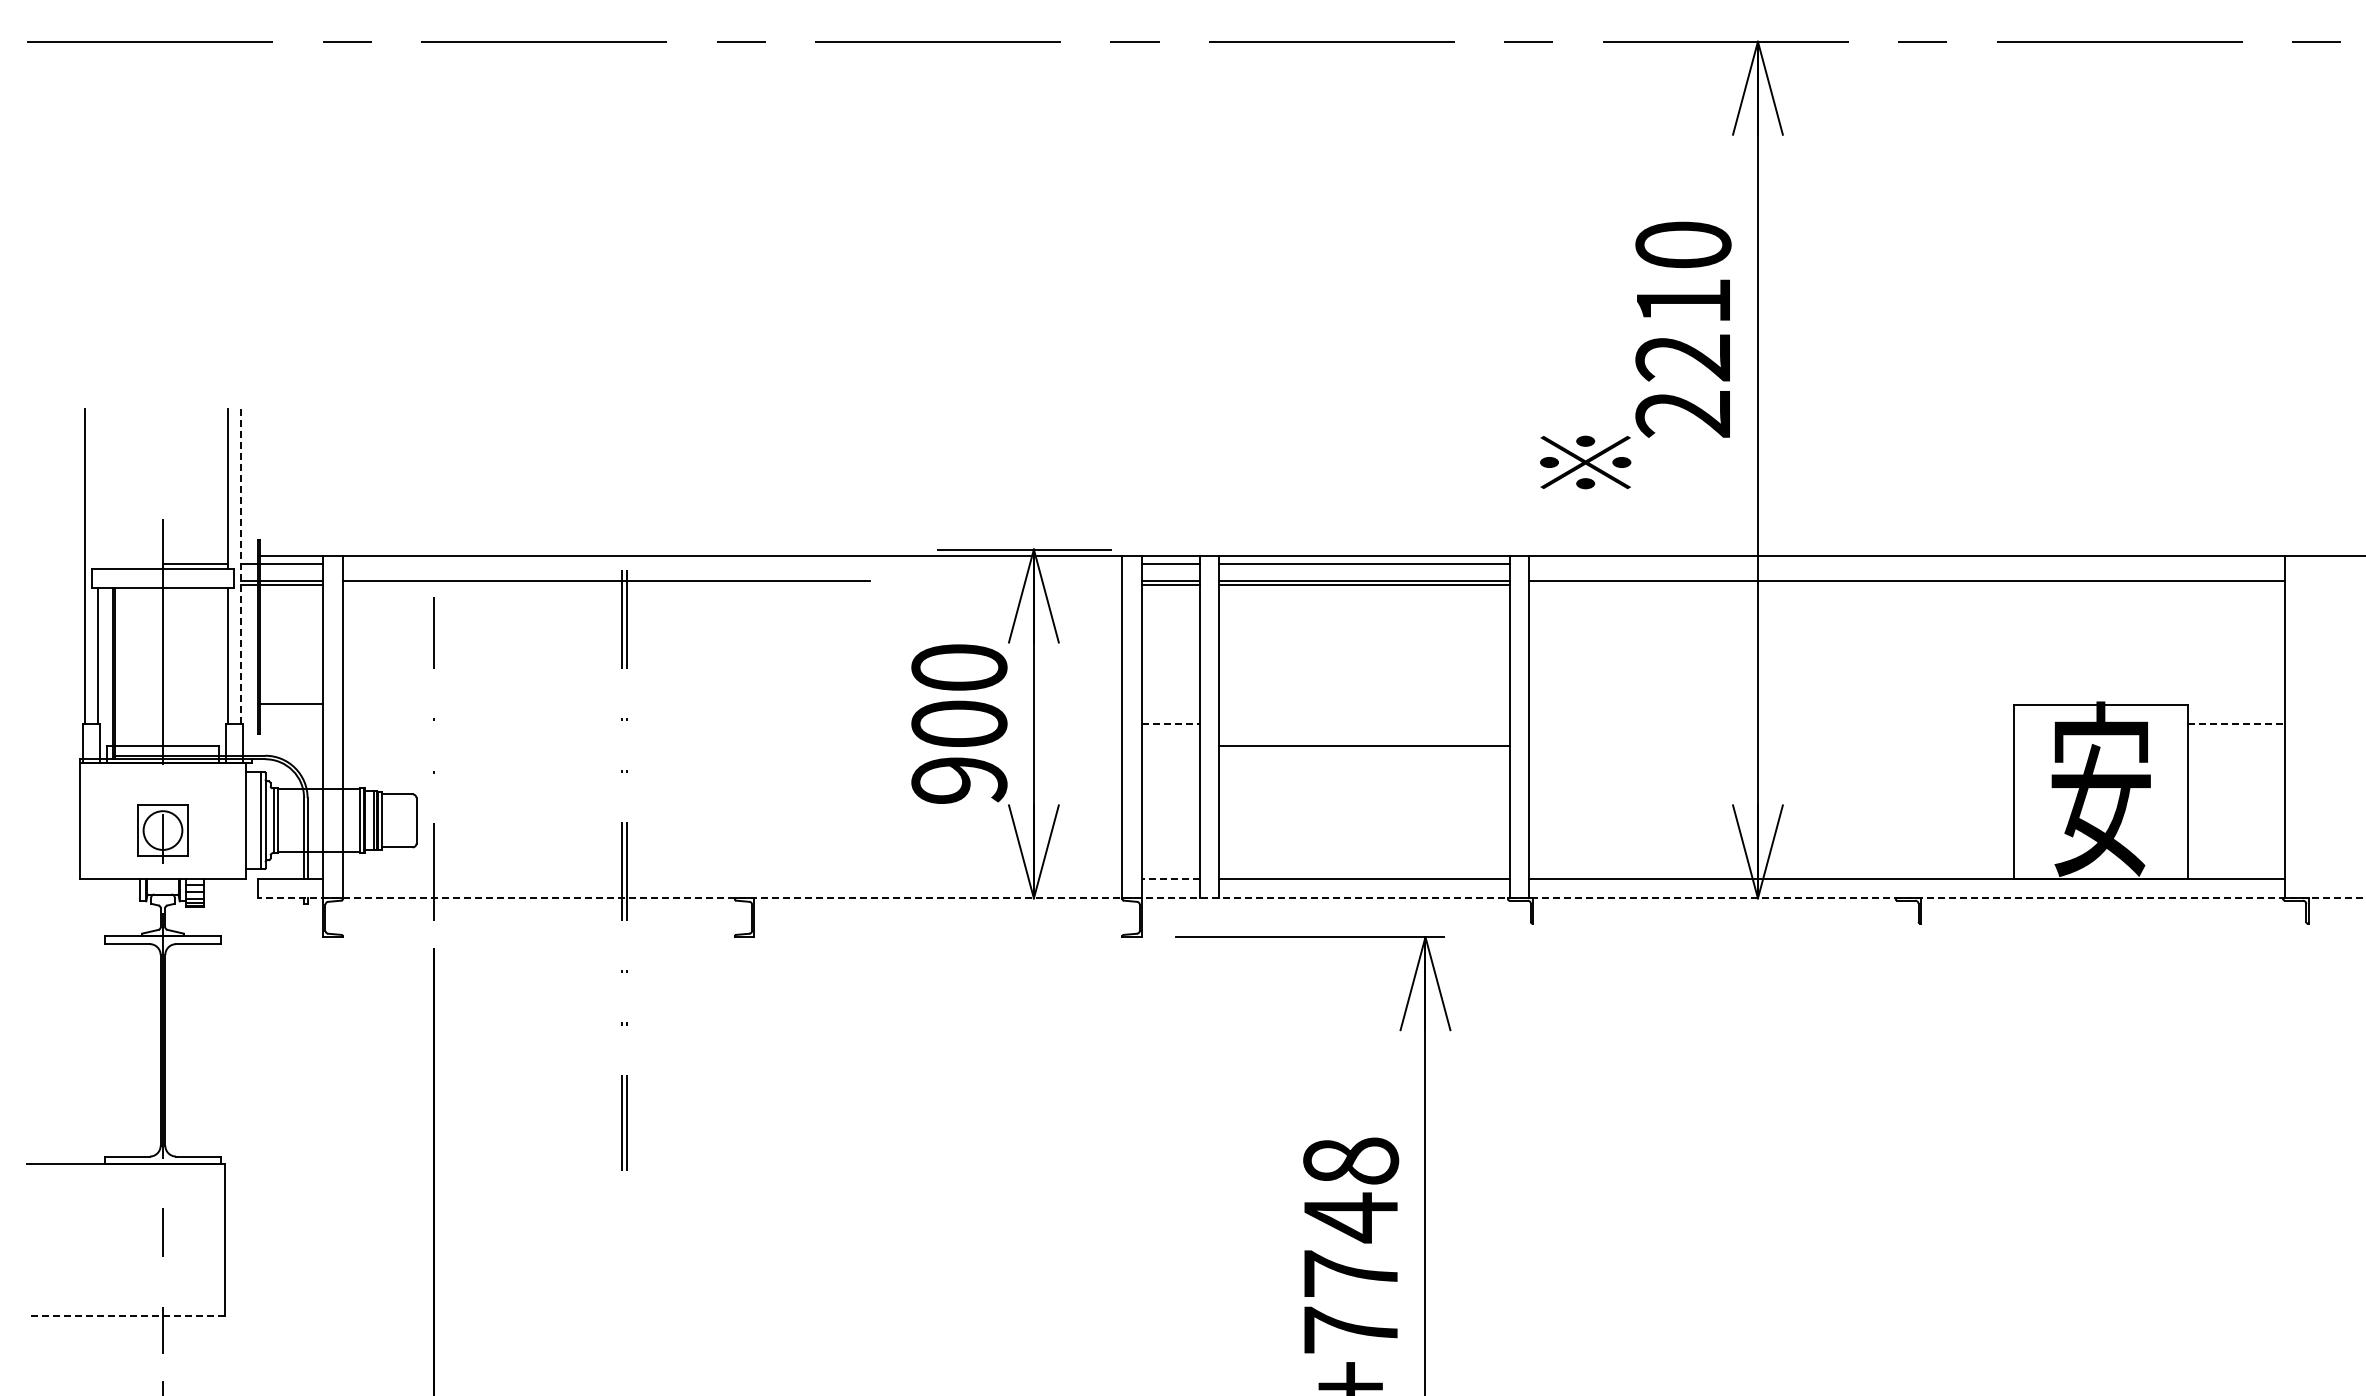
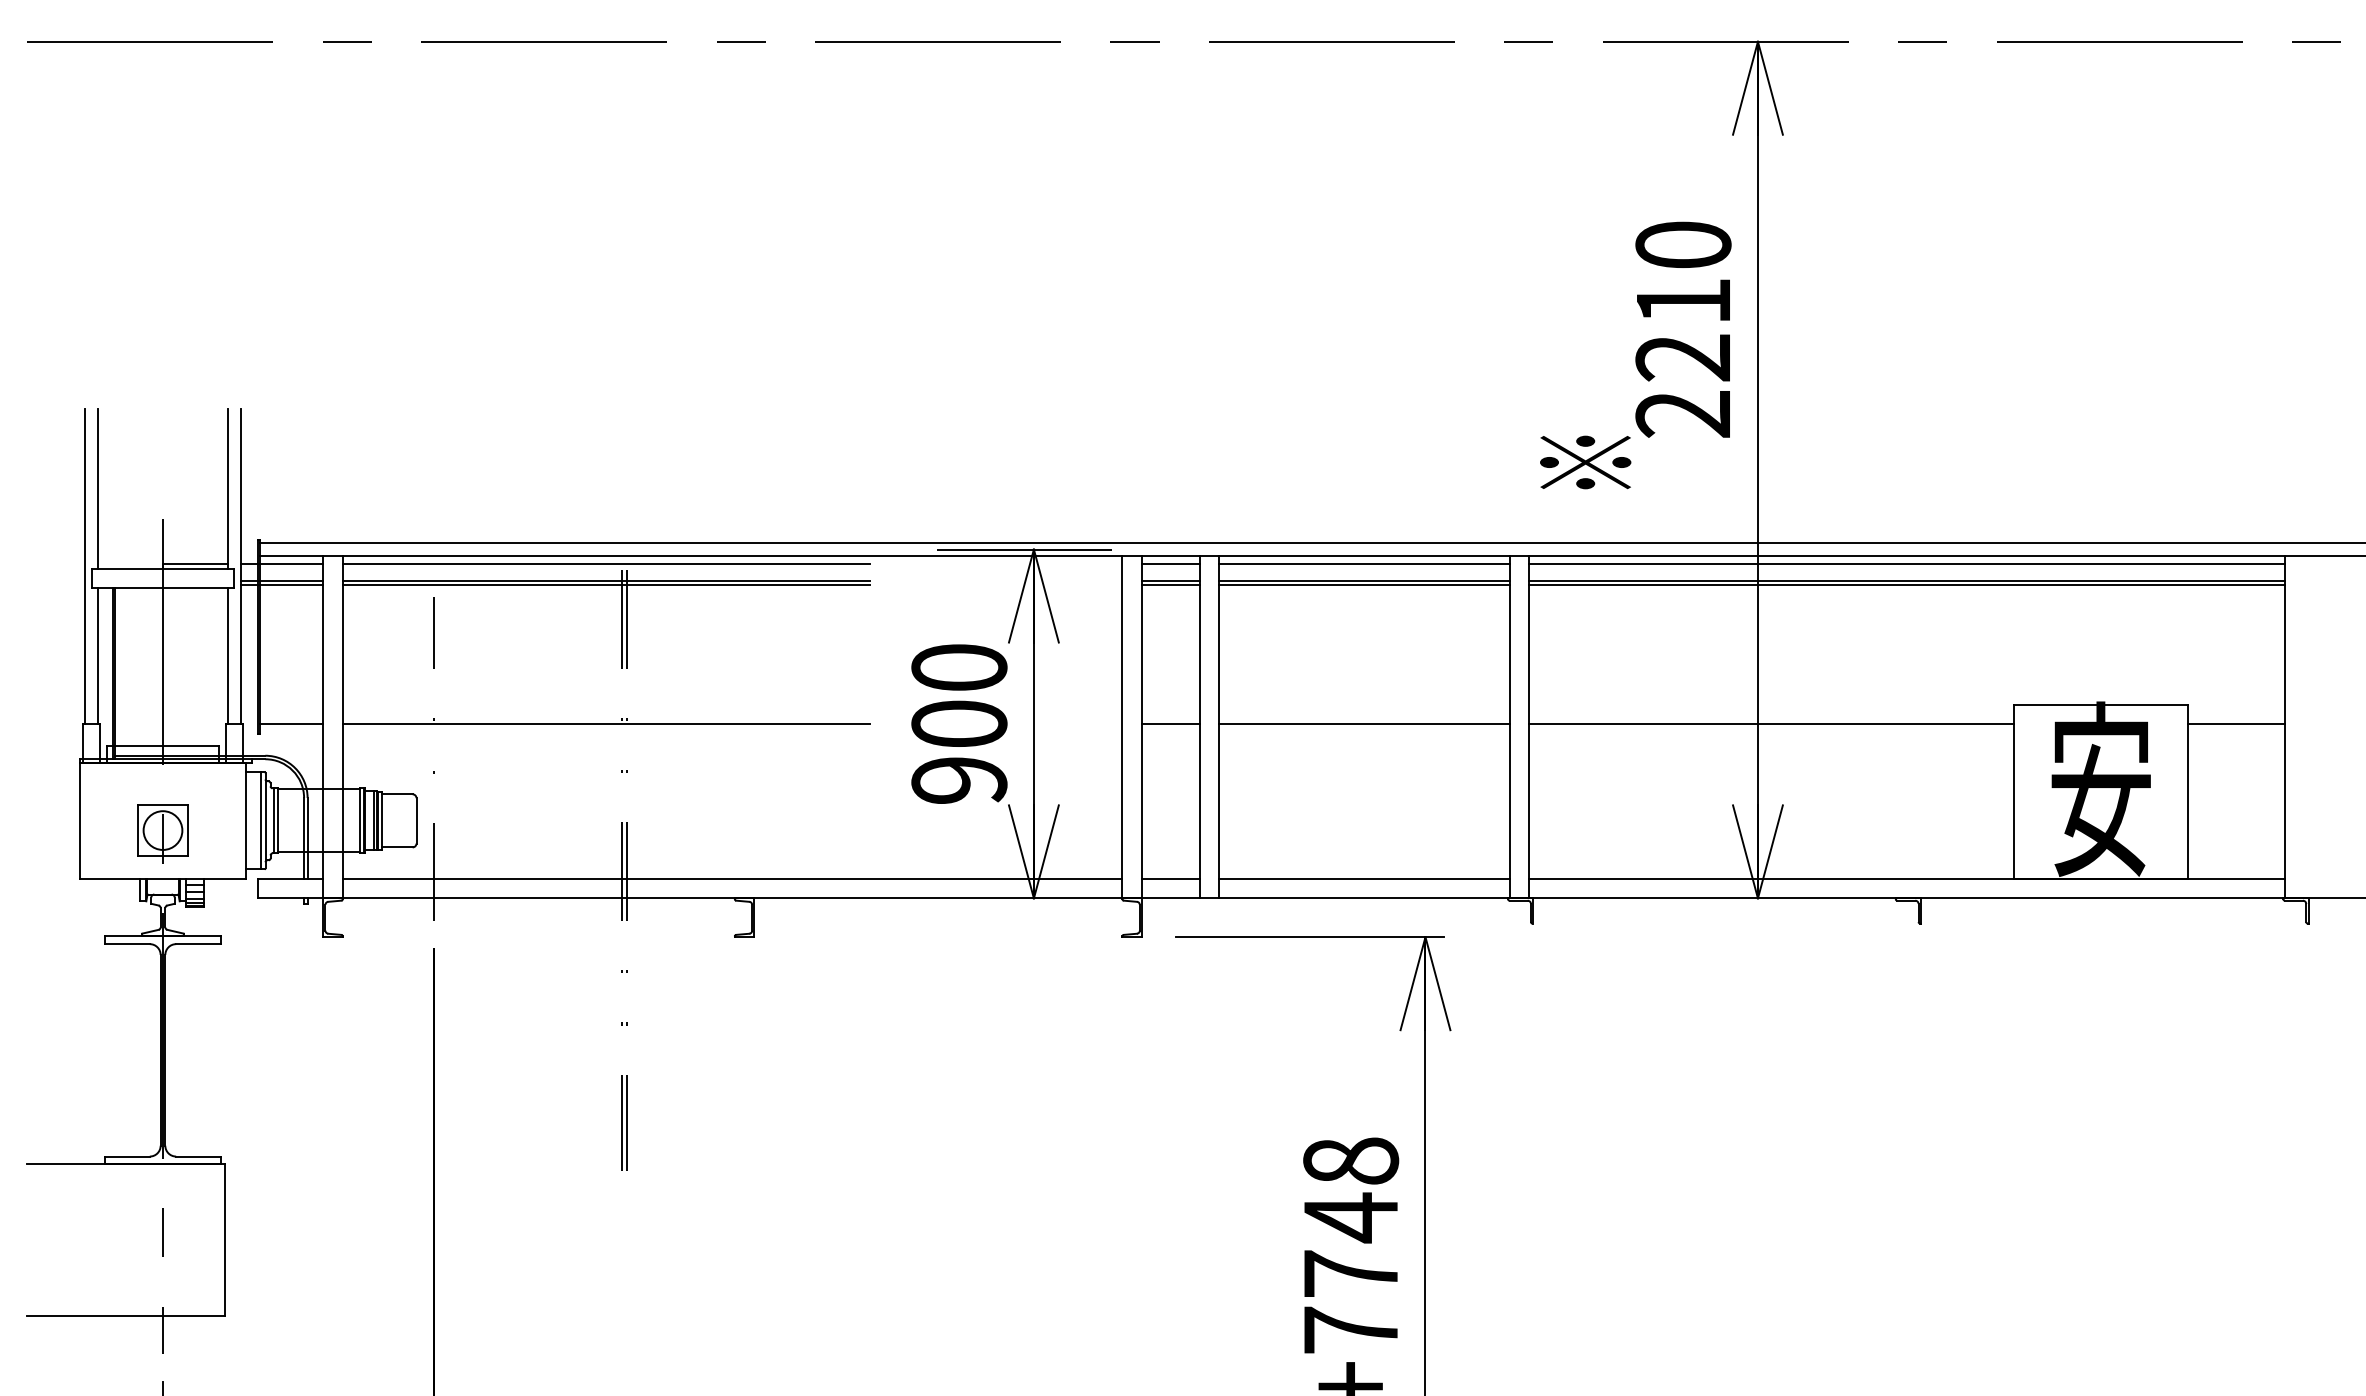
line: none -> present (98, 488)
line: none -> present (1310, 542)
line: none -> present (605, 564)
line: none -> present (1907, 564)
line: dashed -> solid (240, 567)
line: none -> present (605, 584)
line: none -> present (1907, 584)
line position: (291, 703) -> (291, 723) (291, 723)
line: none -> present (605, 723)
line: dashed -> solid (1171, 723)
line: none -> present (1771, 723)
line: dashed -> solid (2237, 723)
line position: (1364, 745) -> (1364, 723) (1364, 723)
line: none -> present (732, 879)
line: dashed -> solid (1170, 879)
line: dashed -> solid (1311, 898)
line: dashed -> solid (126, 1315)
